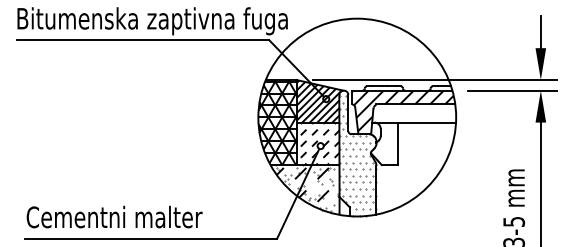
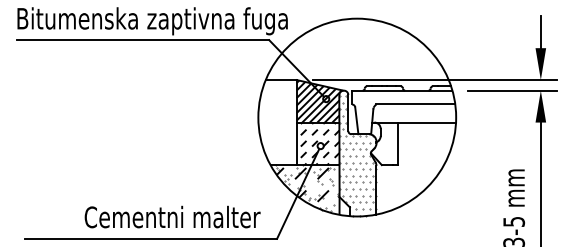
hatch: present -> none (402, 112)
hatch: present -> none (277, 122)
text position: (114, 216) -> (172, 216) (172, 216)
